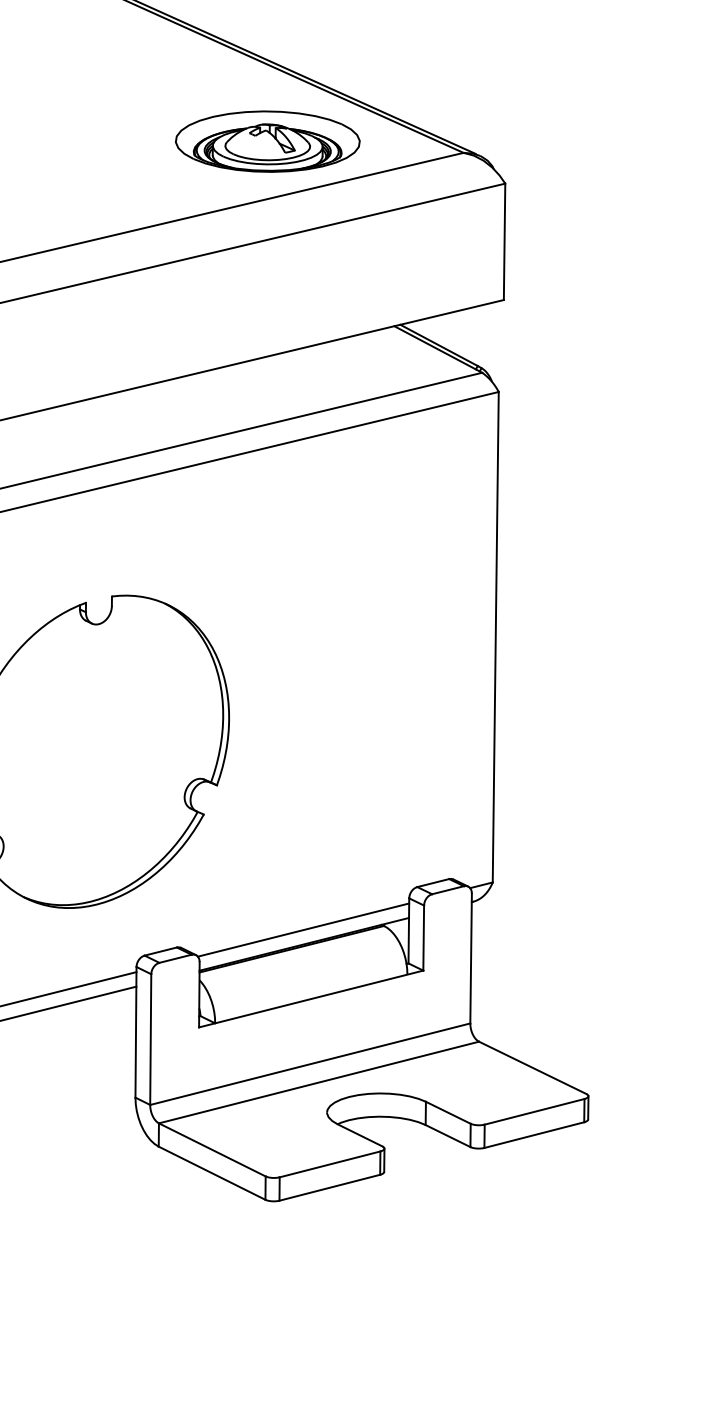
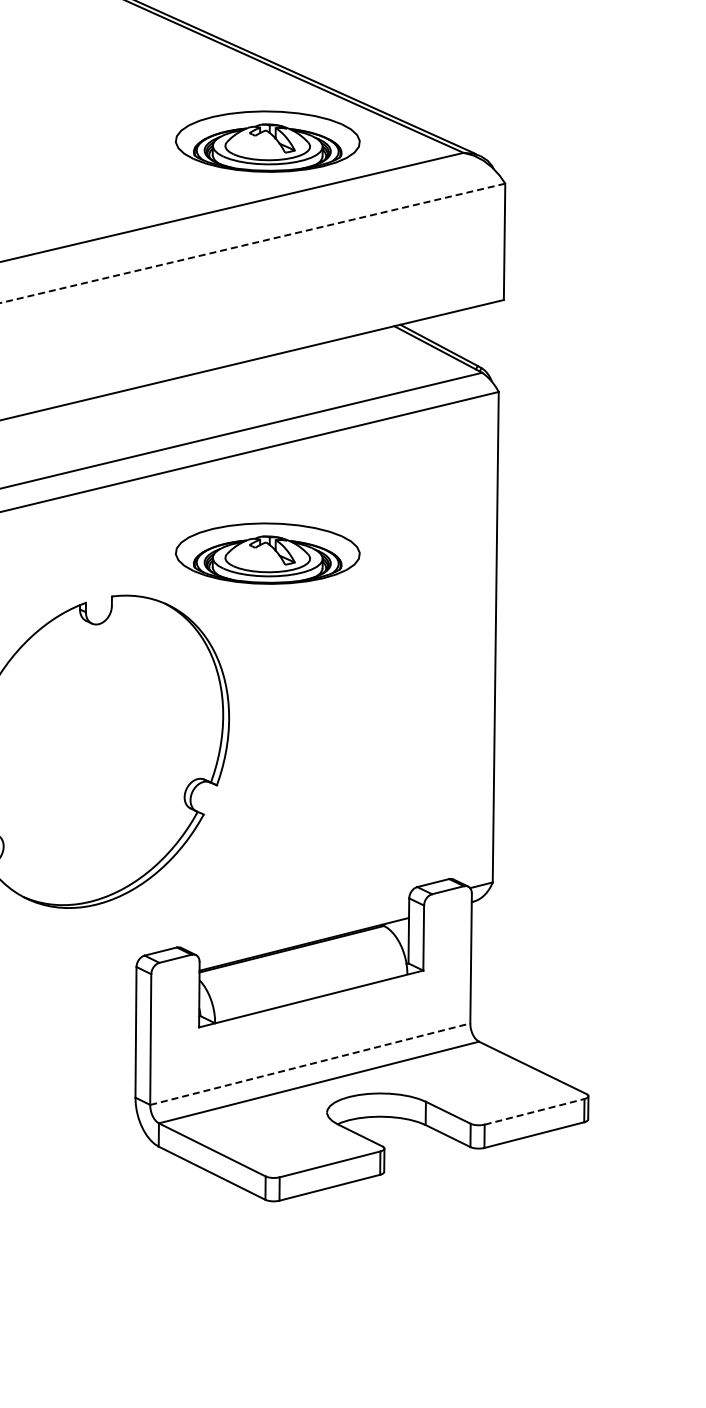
line: solid -> dashed (252, 243)
part: none -> present (267, 553)
line: present -> none (303, 929)
line: present -> none (69, 988)
line: present -> none (69, 1003)
line: solid -> dashed (310, 1064)
line: solid -> dashed (534, 1111)
